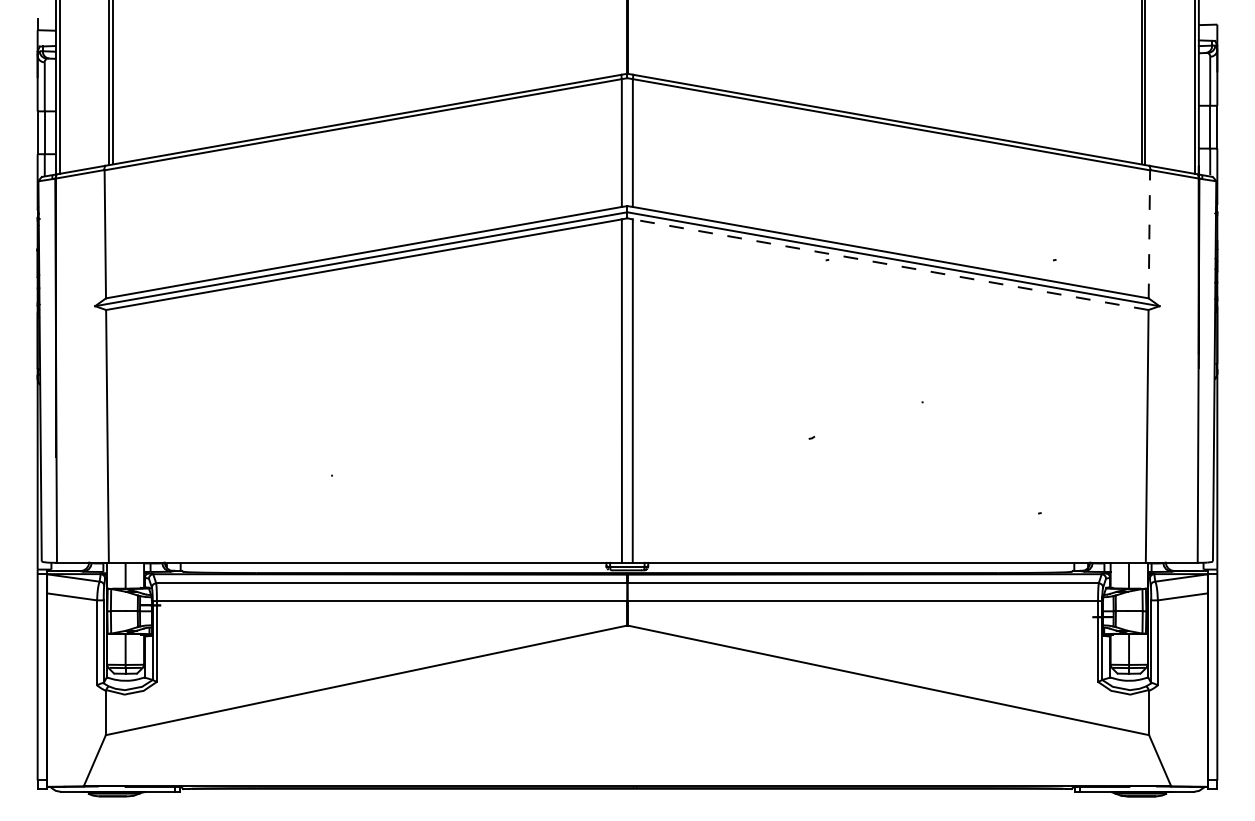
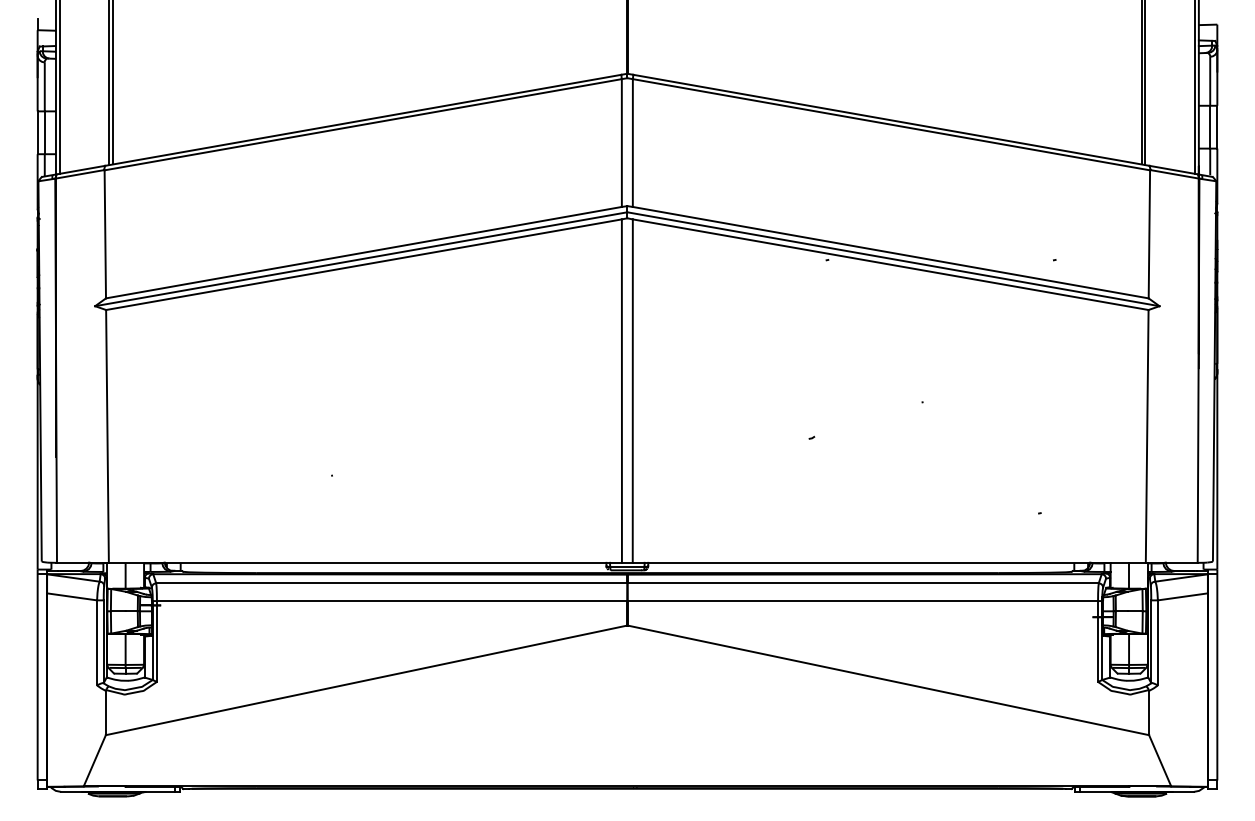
line: dashed -> solid (1149, 233)
line: dashed -> solid (890, 264)
